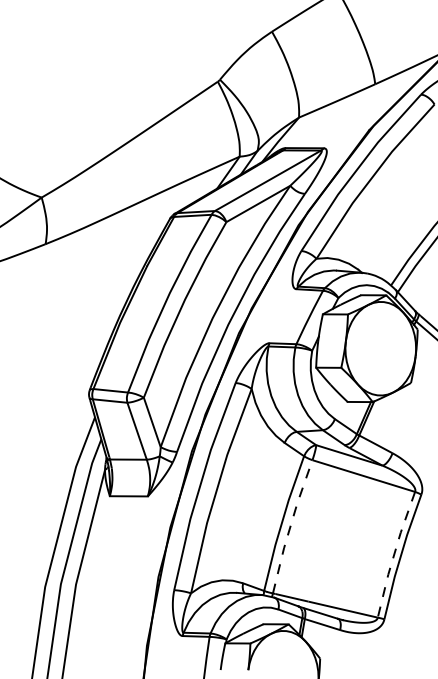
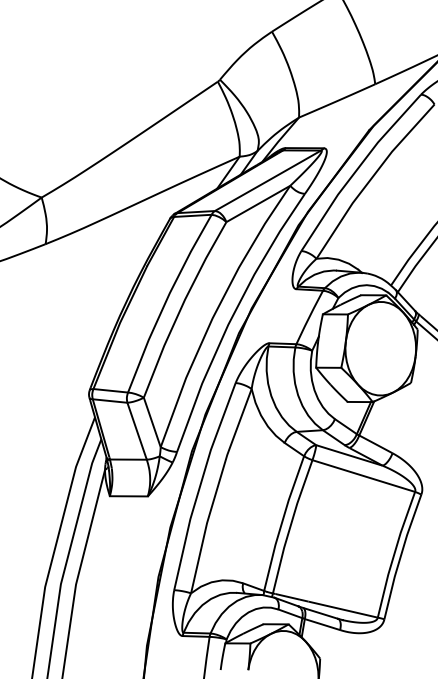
line: dashed -> solid (290, 526)
line: dashed -> solid (394, 554)
